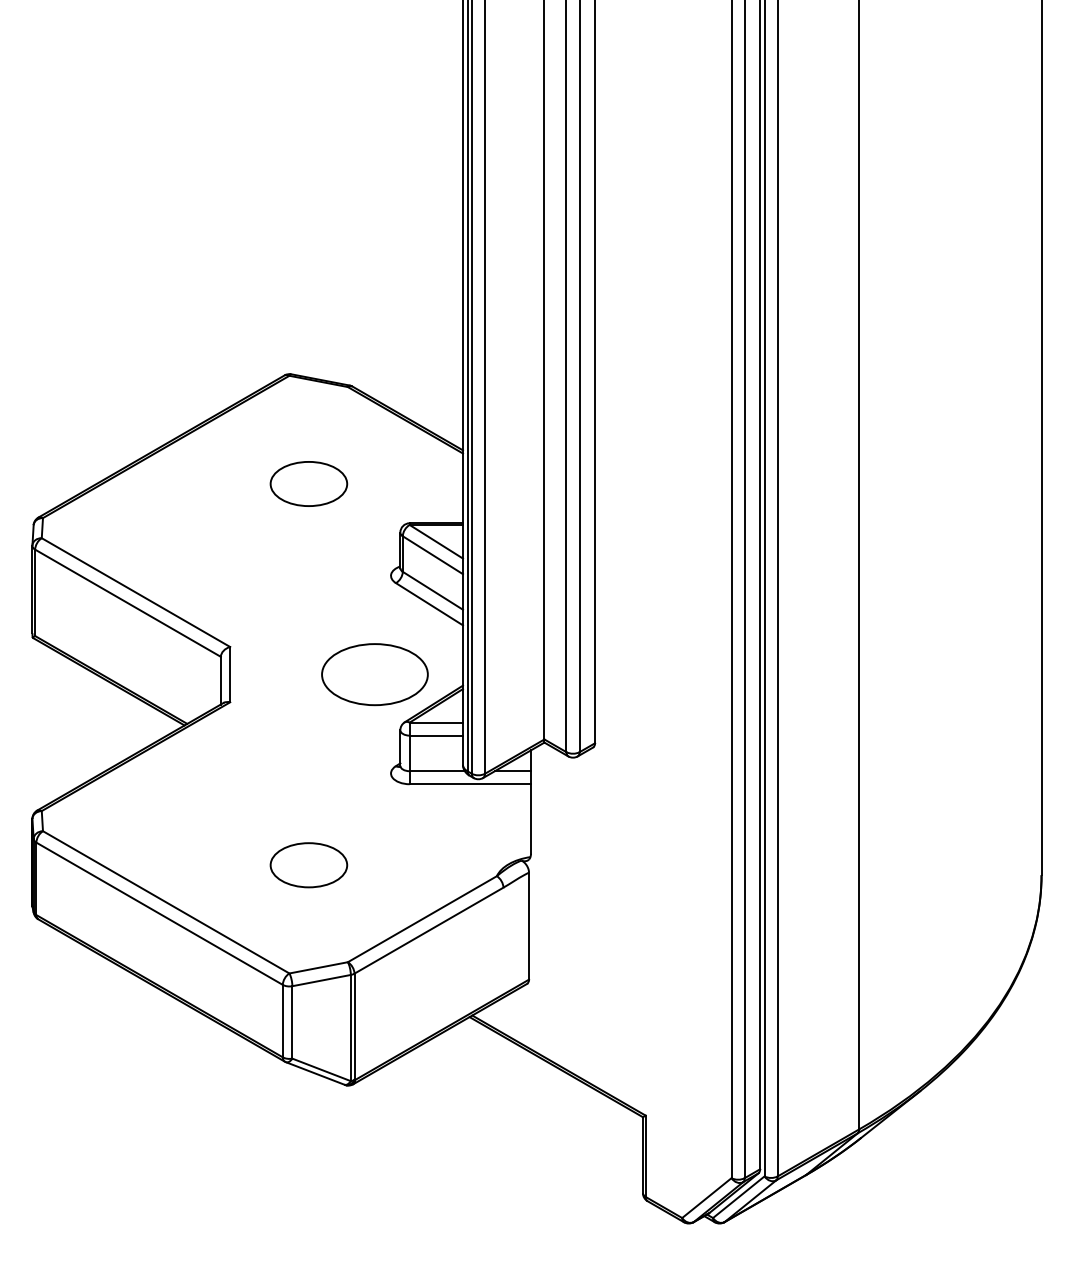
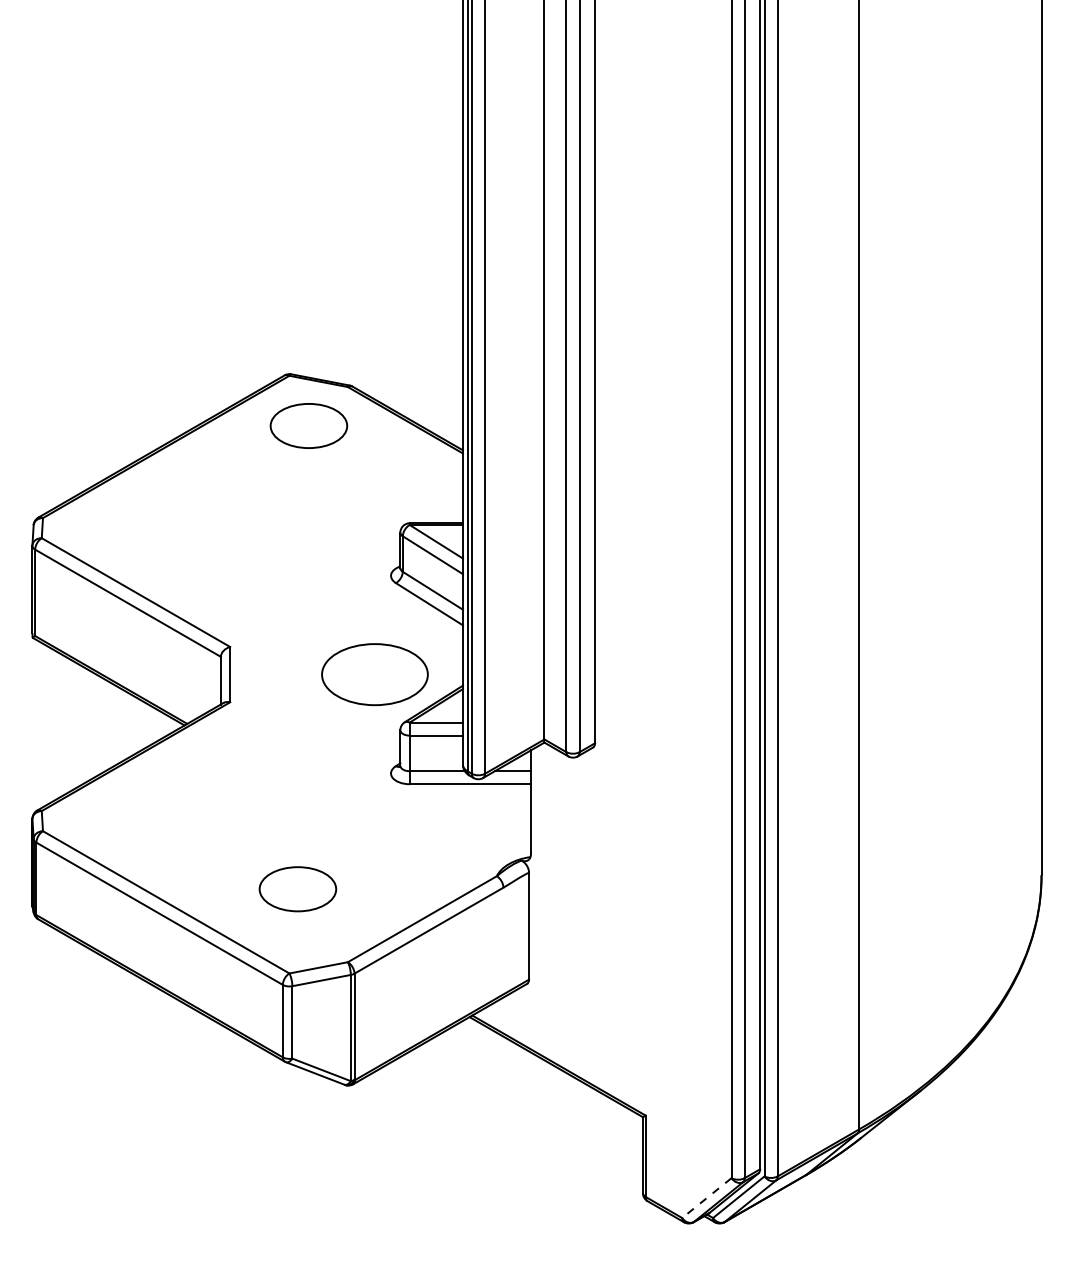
part position: (308, 483) -> (308, 425) (308, 425)
part position: (308, 865) -> (297, 889) (297, 889)
line: solid -> dashed (706, 1198)
